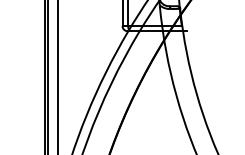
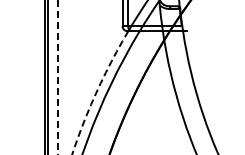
line: solid -> dashed (57, 77)
arc: solid -> dashed (96, 91)
